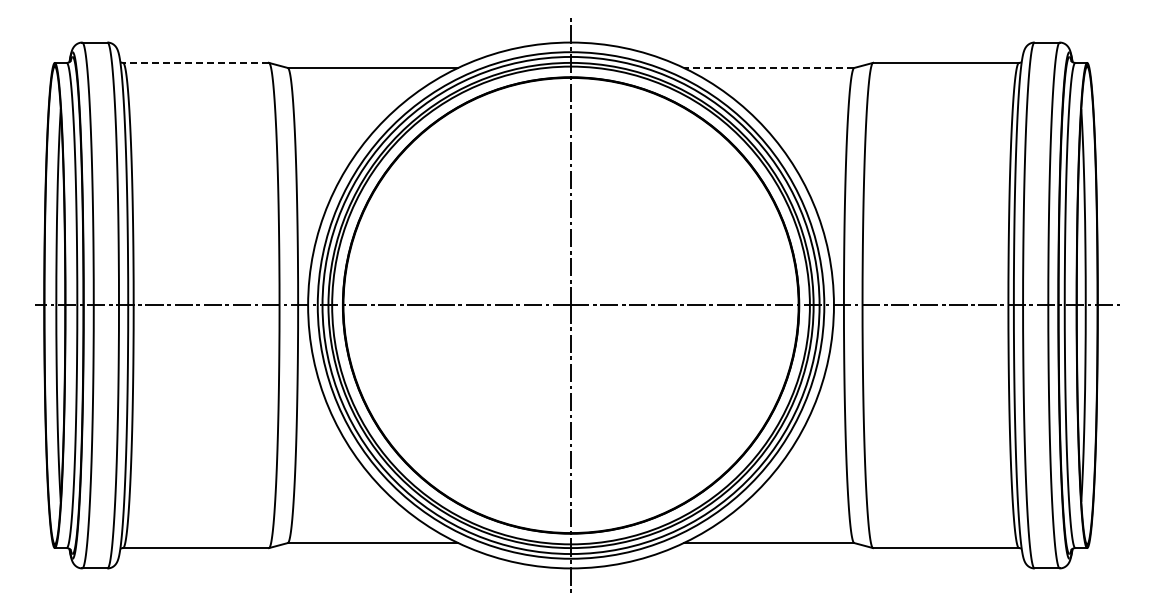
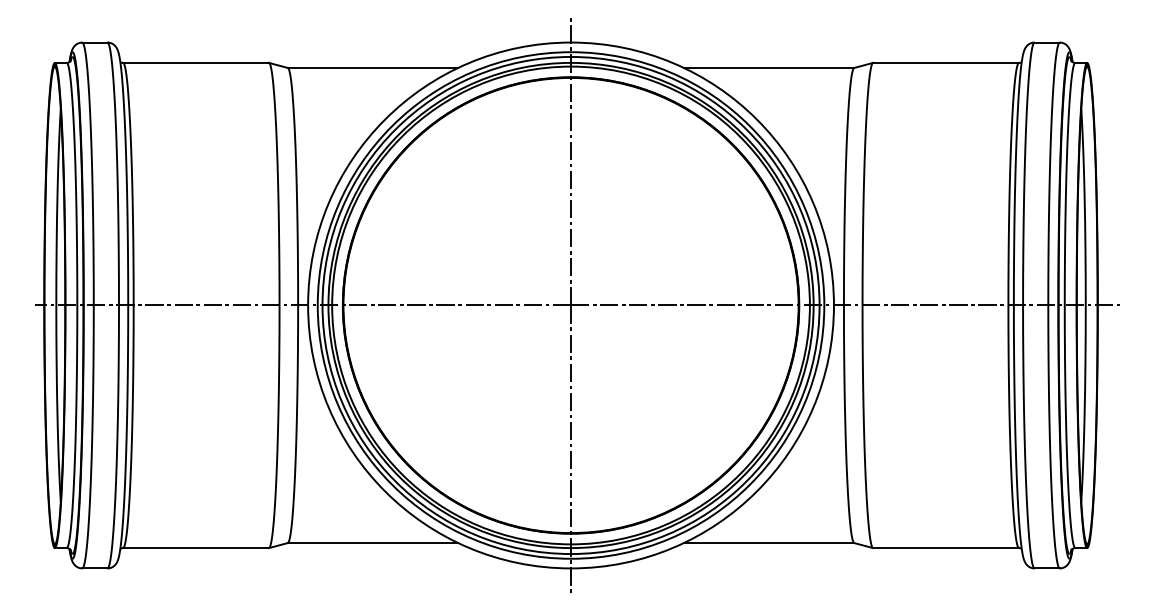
line: dashed -> solid (196, 62)
line: dashed -> solid (768, 67)
